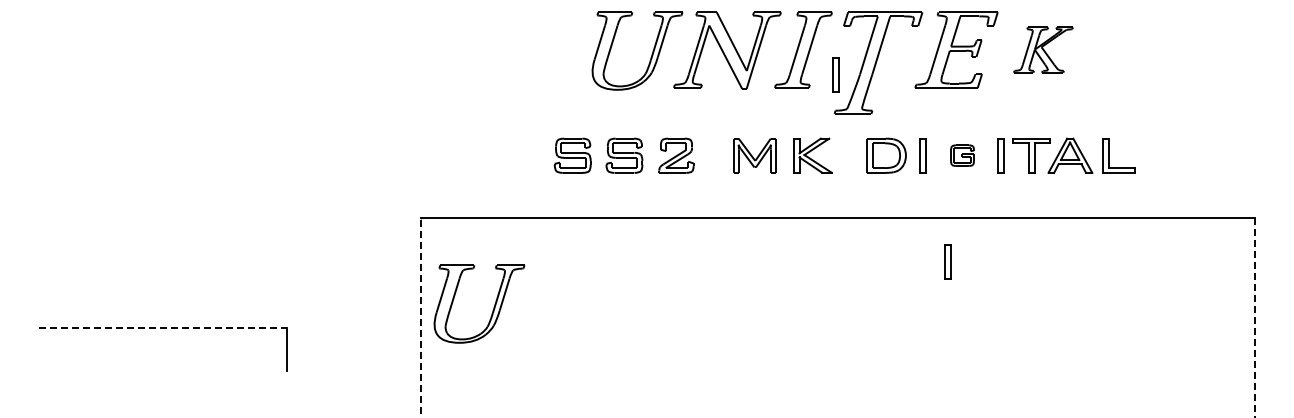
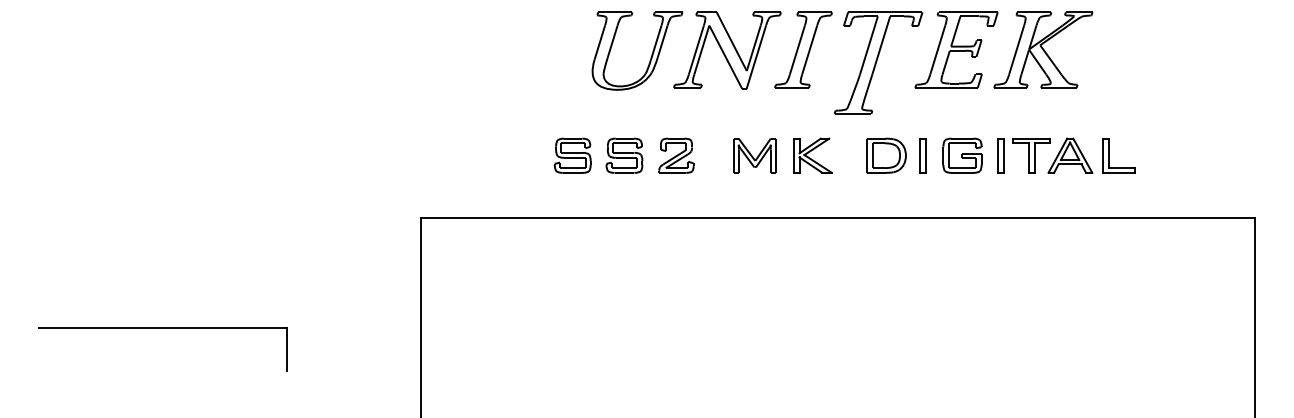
part size: 61x48 px -> 101x78 px (1043, 49)
part: present -> none (835, 74)
part size: 25x23 px -> 41x37 px (962, 155)
part: present -> none (947, 261)
part: present -> none (493, 307)
line: dashed -> solid (420, 317)
line: dashed -> solid (1255, 317)
line: dashed -> solid (163, 327)
